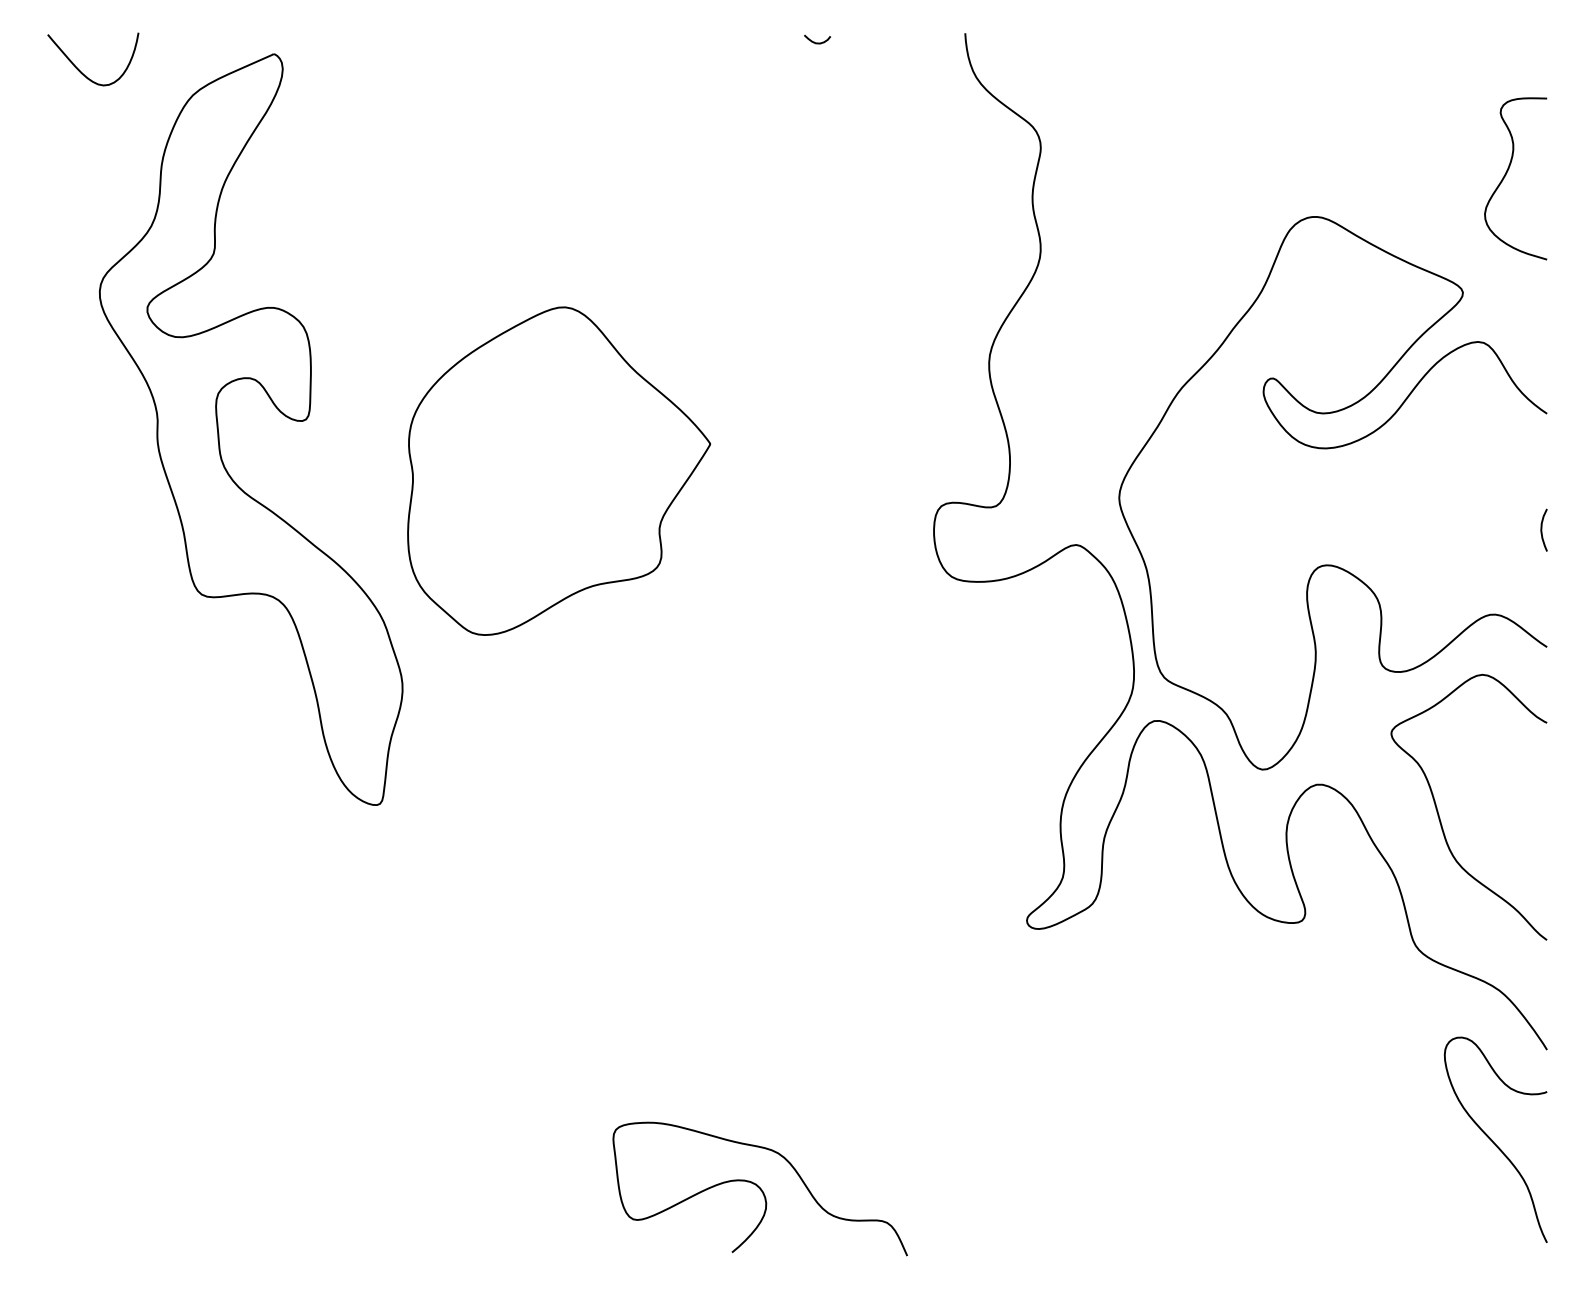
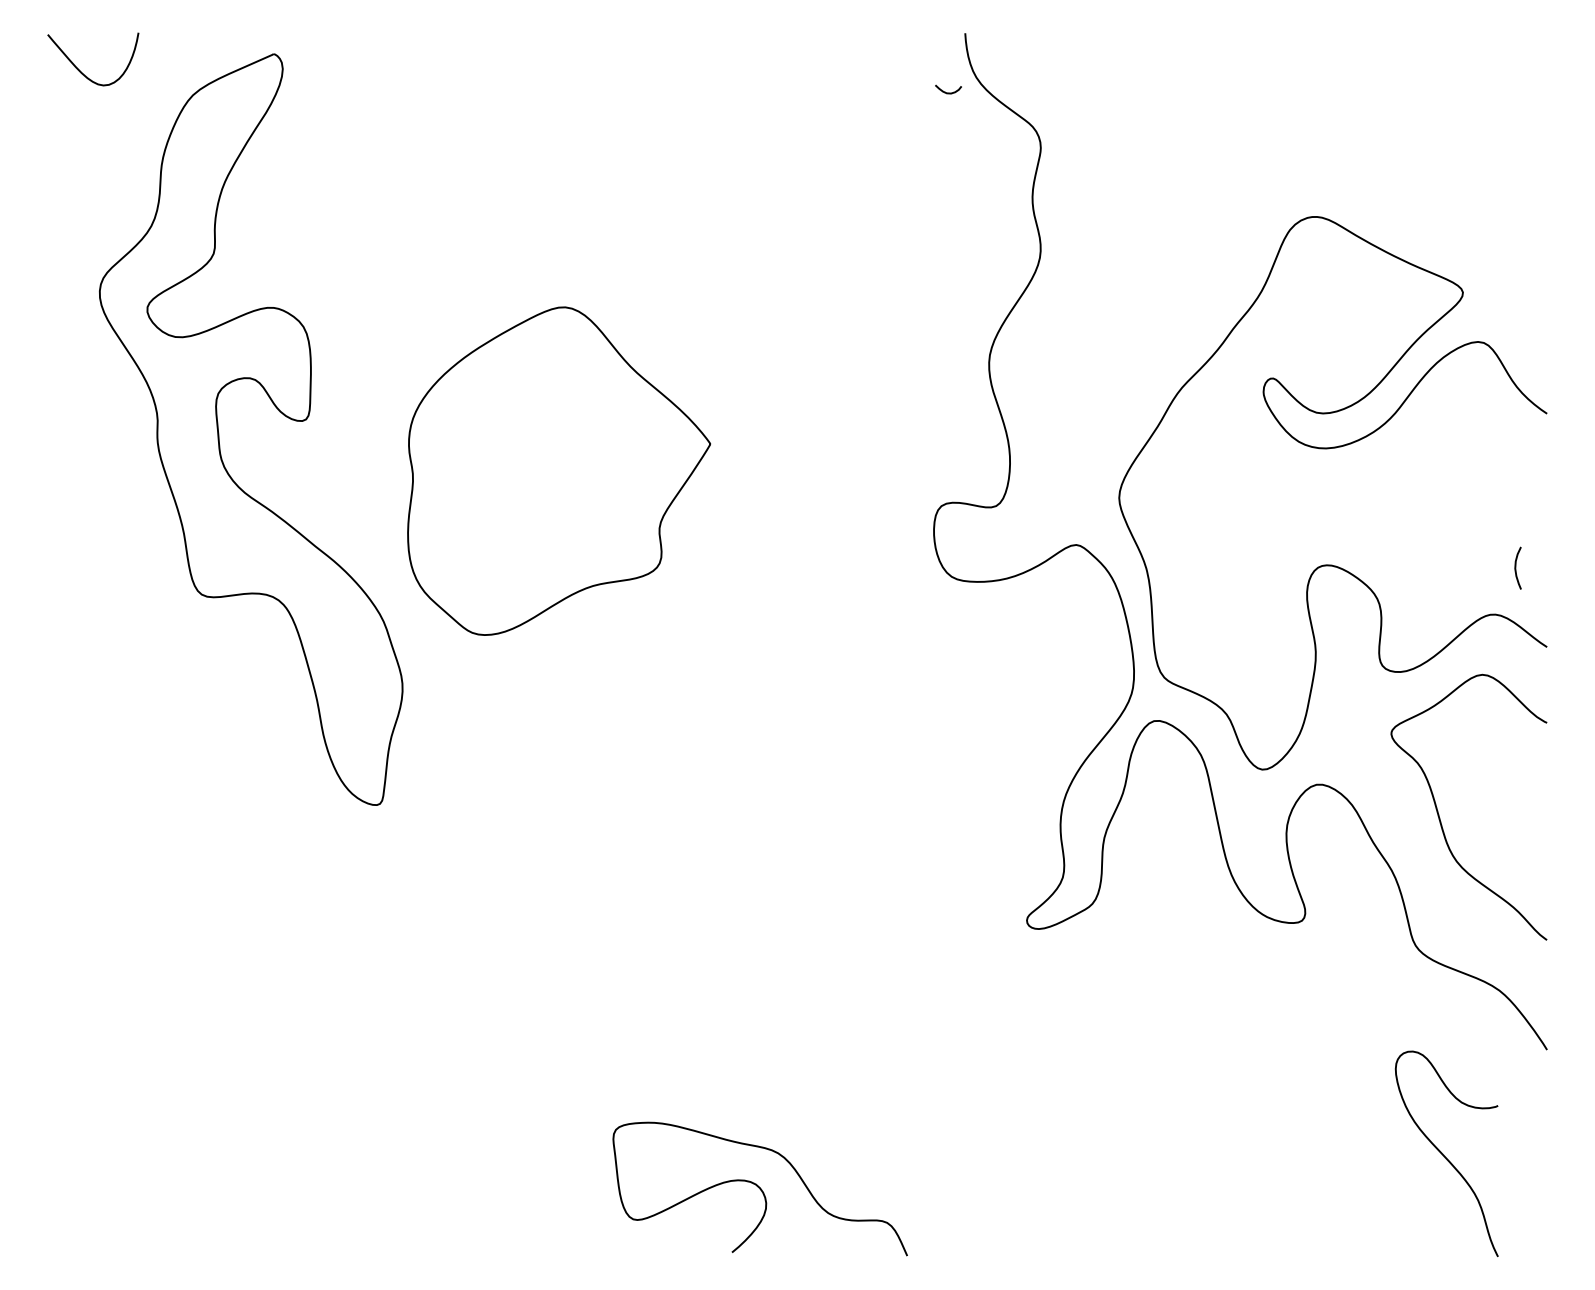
curve position: (817, 42) -> (948, 92) (948, 92)
curve: present -> none (1507, 173)
curve position: (1542, 529) -> (1516, 567) (1516, 567)
curve position: (1493, 1141) -> (1444, 1155) (1444, 1155)
